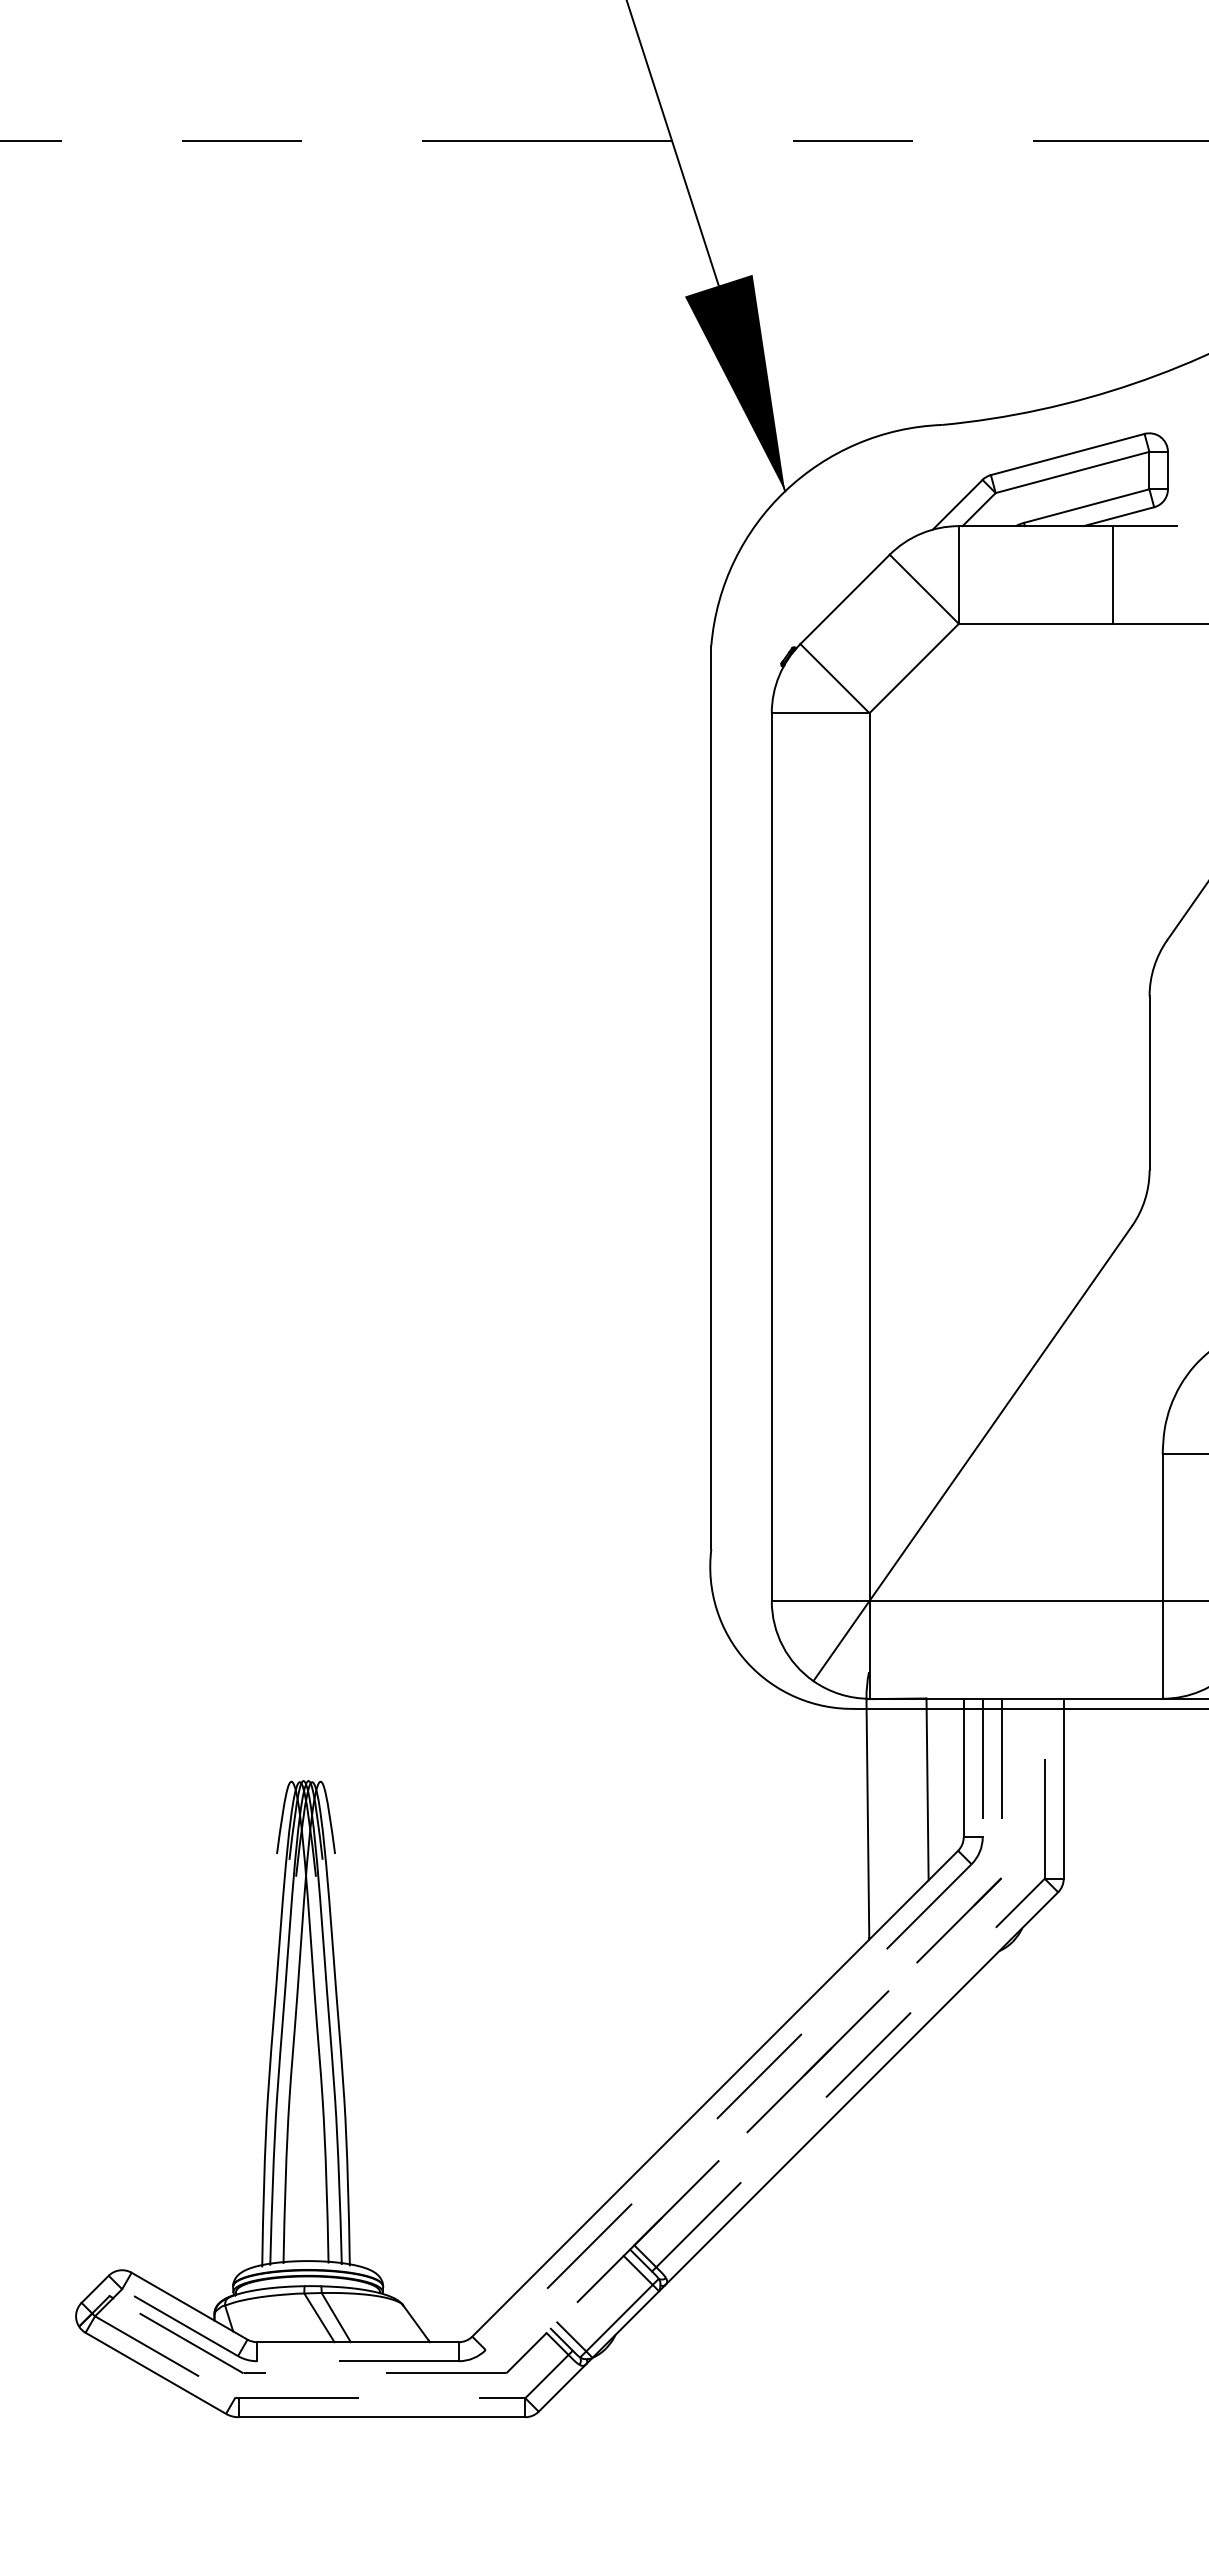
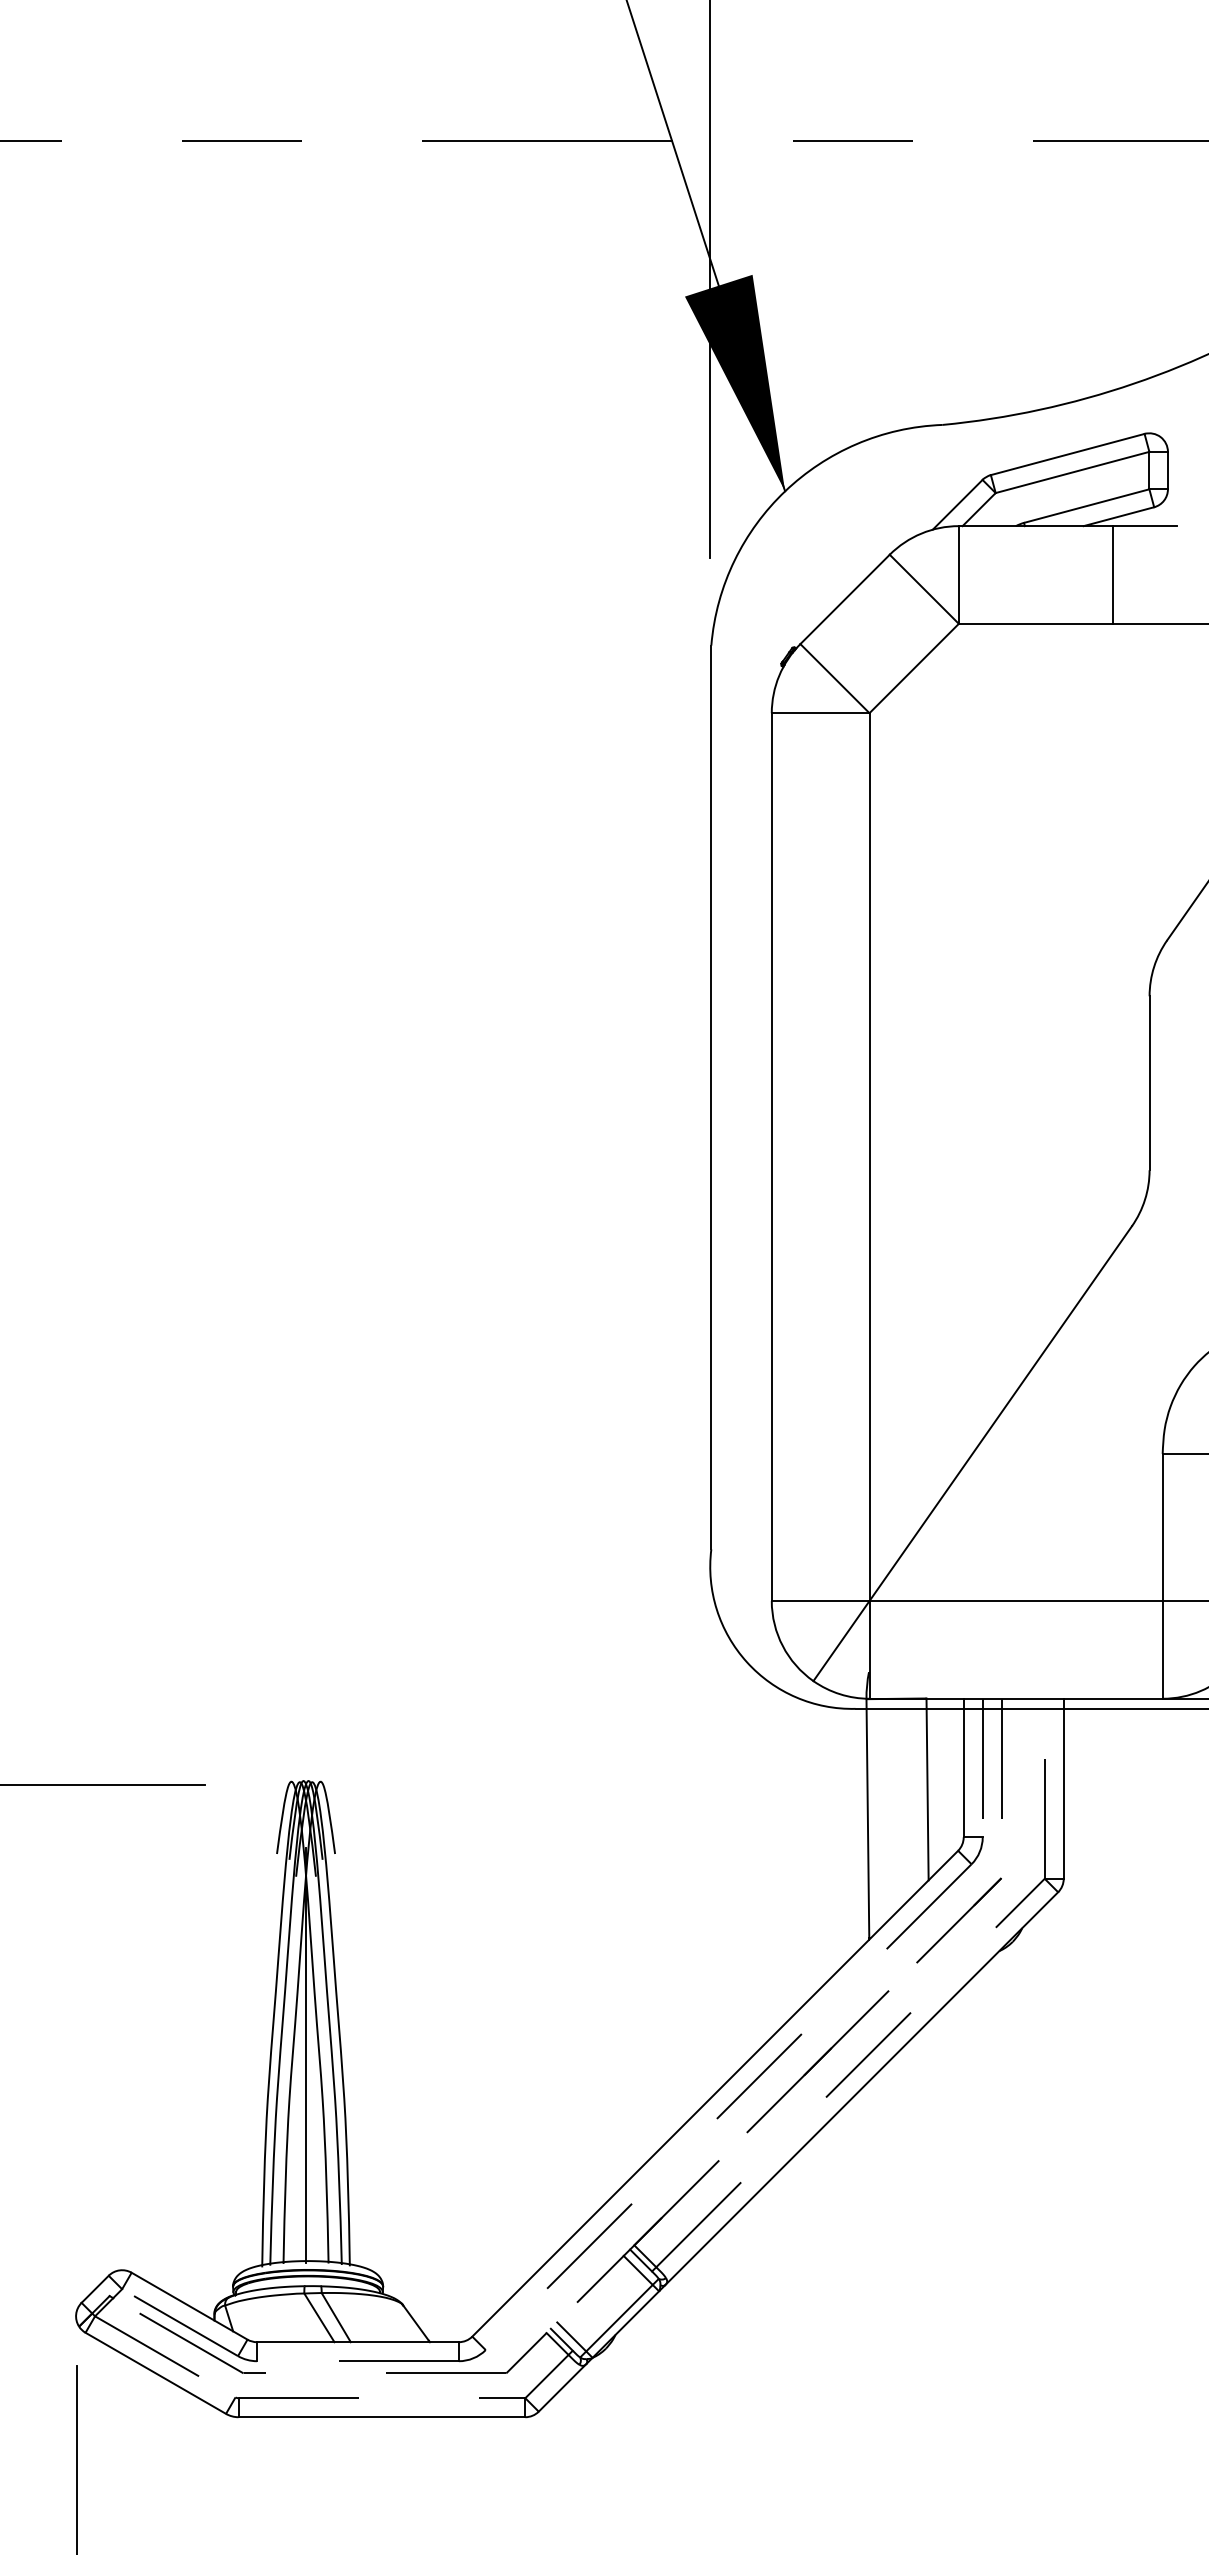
line: none -> present (709, 280)
line: none -> present (103, 1784)
line: none -> present (306, 2055)
line: none -> present (76, 2458)
